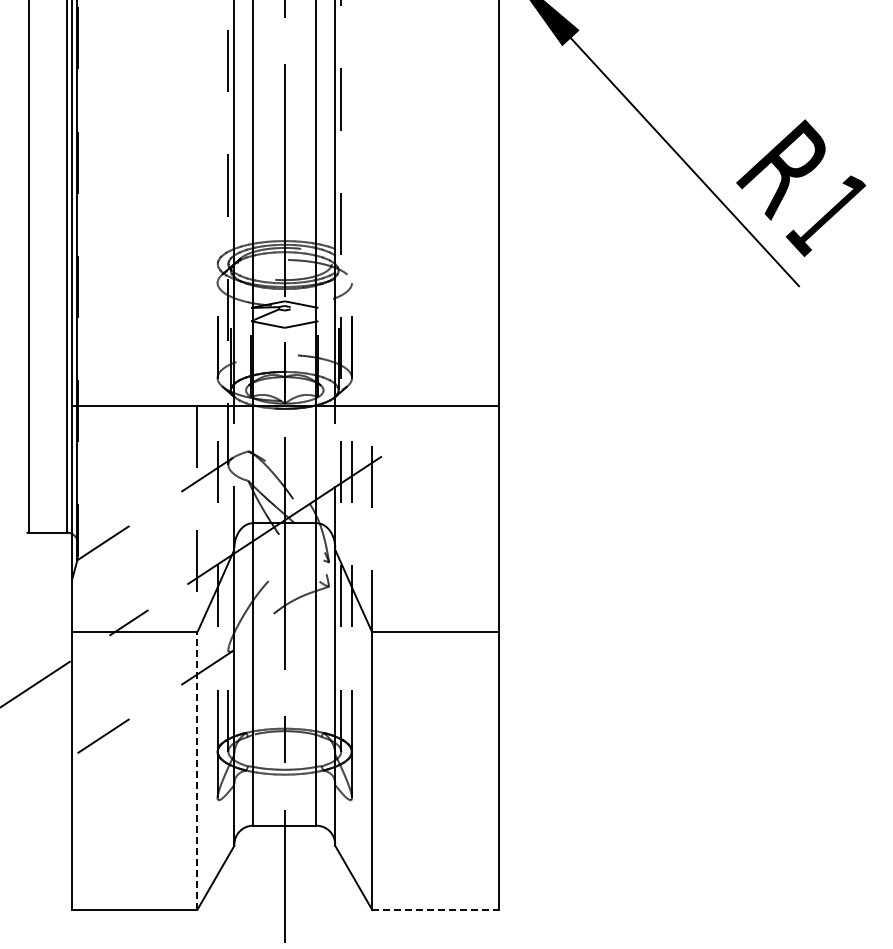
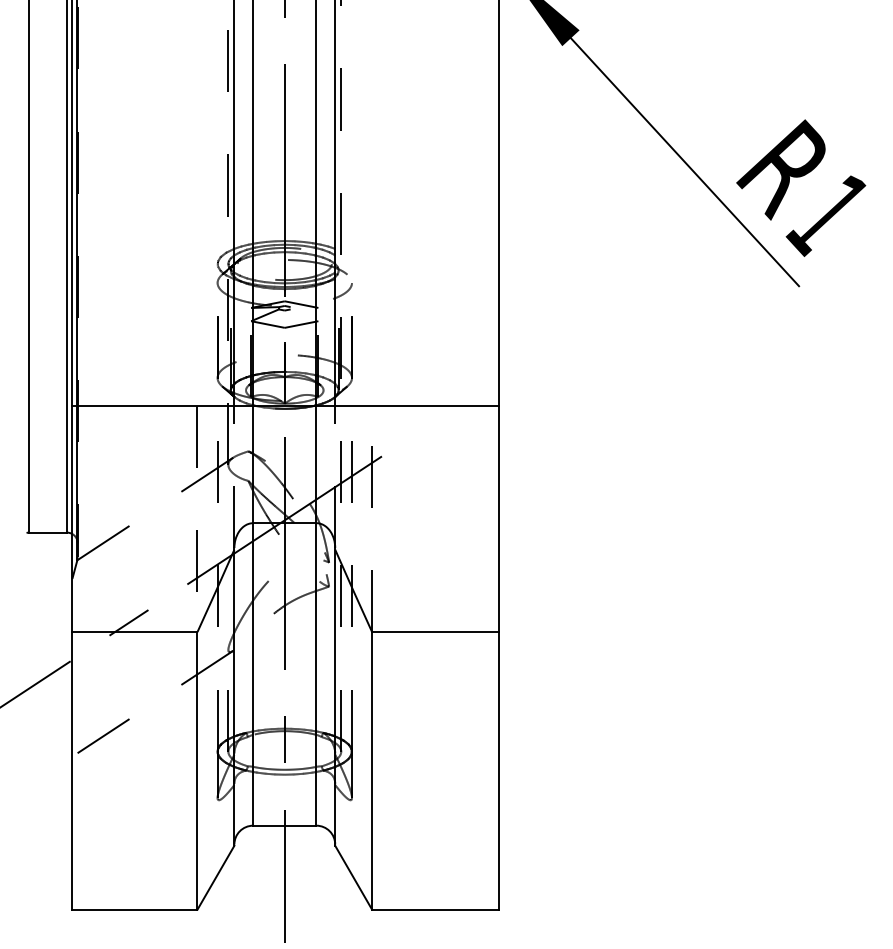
line: dashed -> solid (197, 770)
line: dashed -> solid (435, 909)
